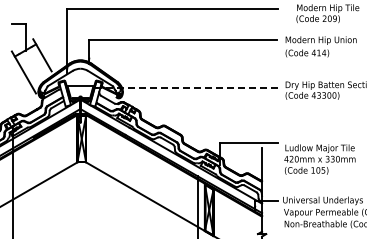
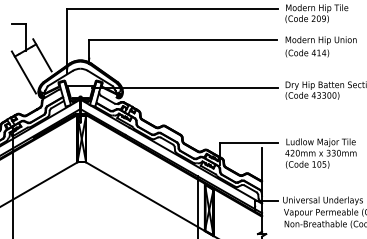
text position: (327, 13) -> (316, 13) (316, 13)
line: dashed -> solid (185, 87)
text position: (319, 159) -> (320, 153) (320, 153)
